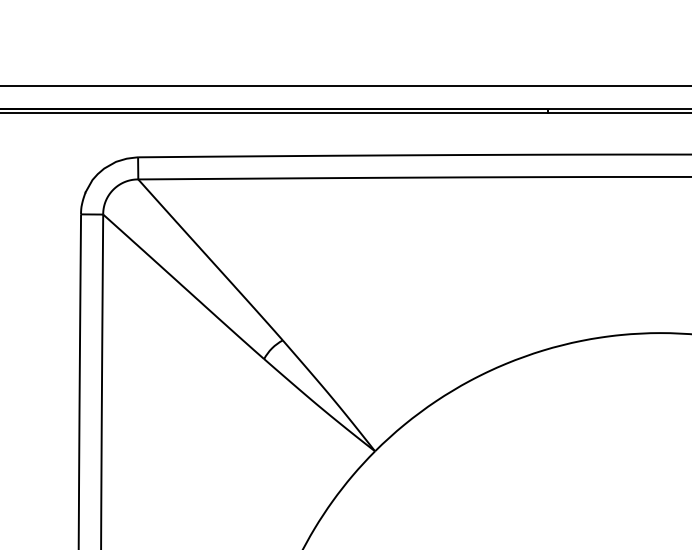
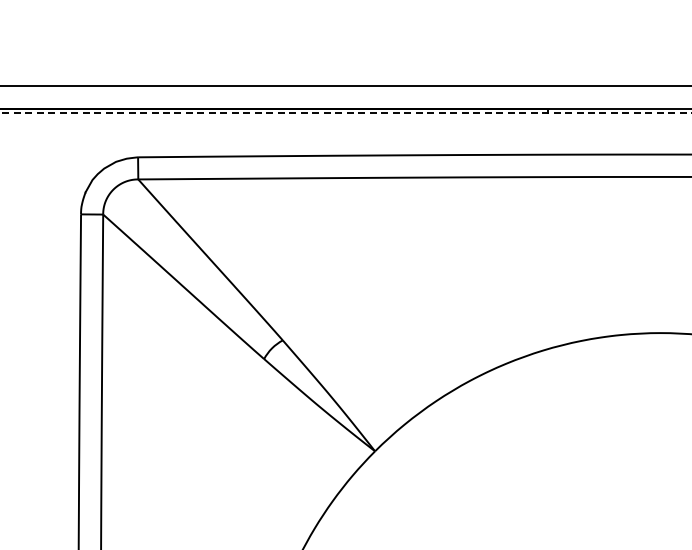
line: solid -> dashed (345, 113)
